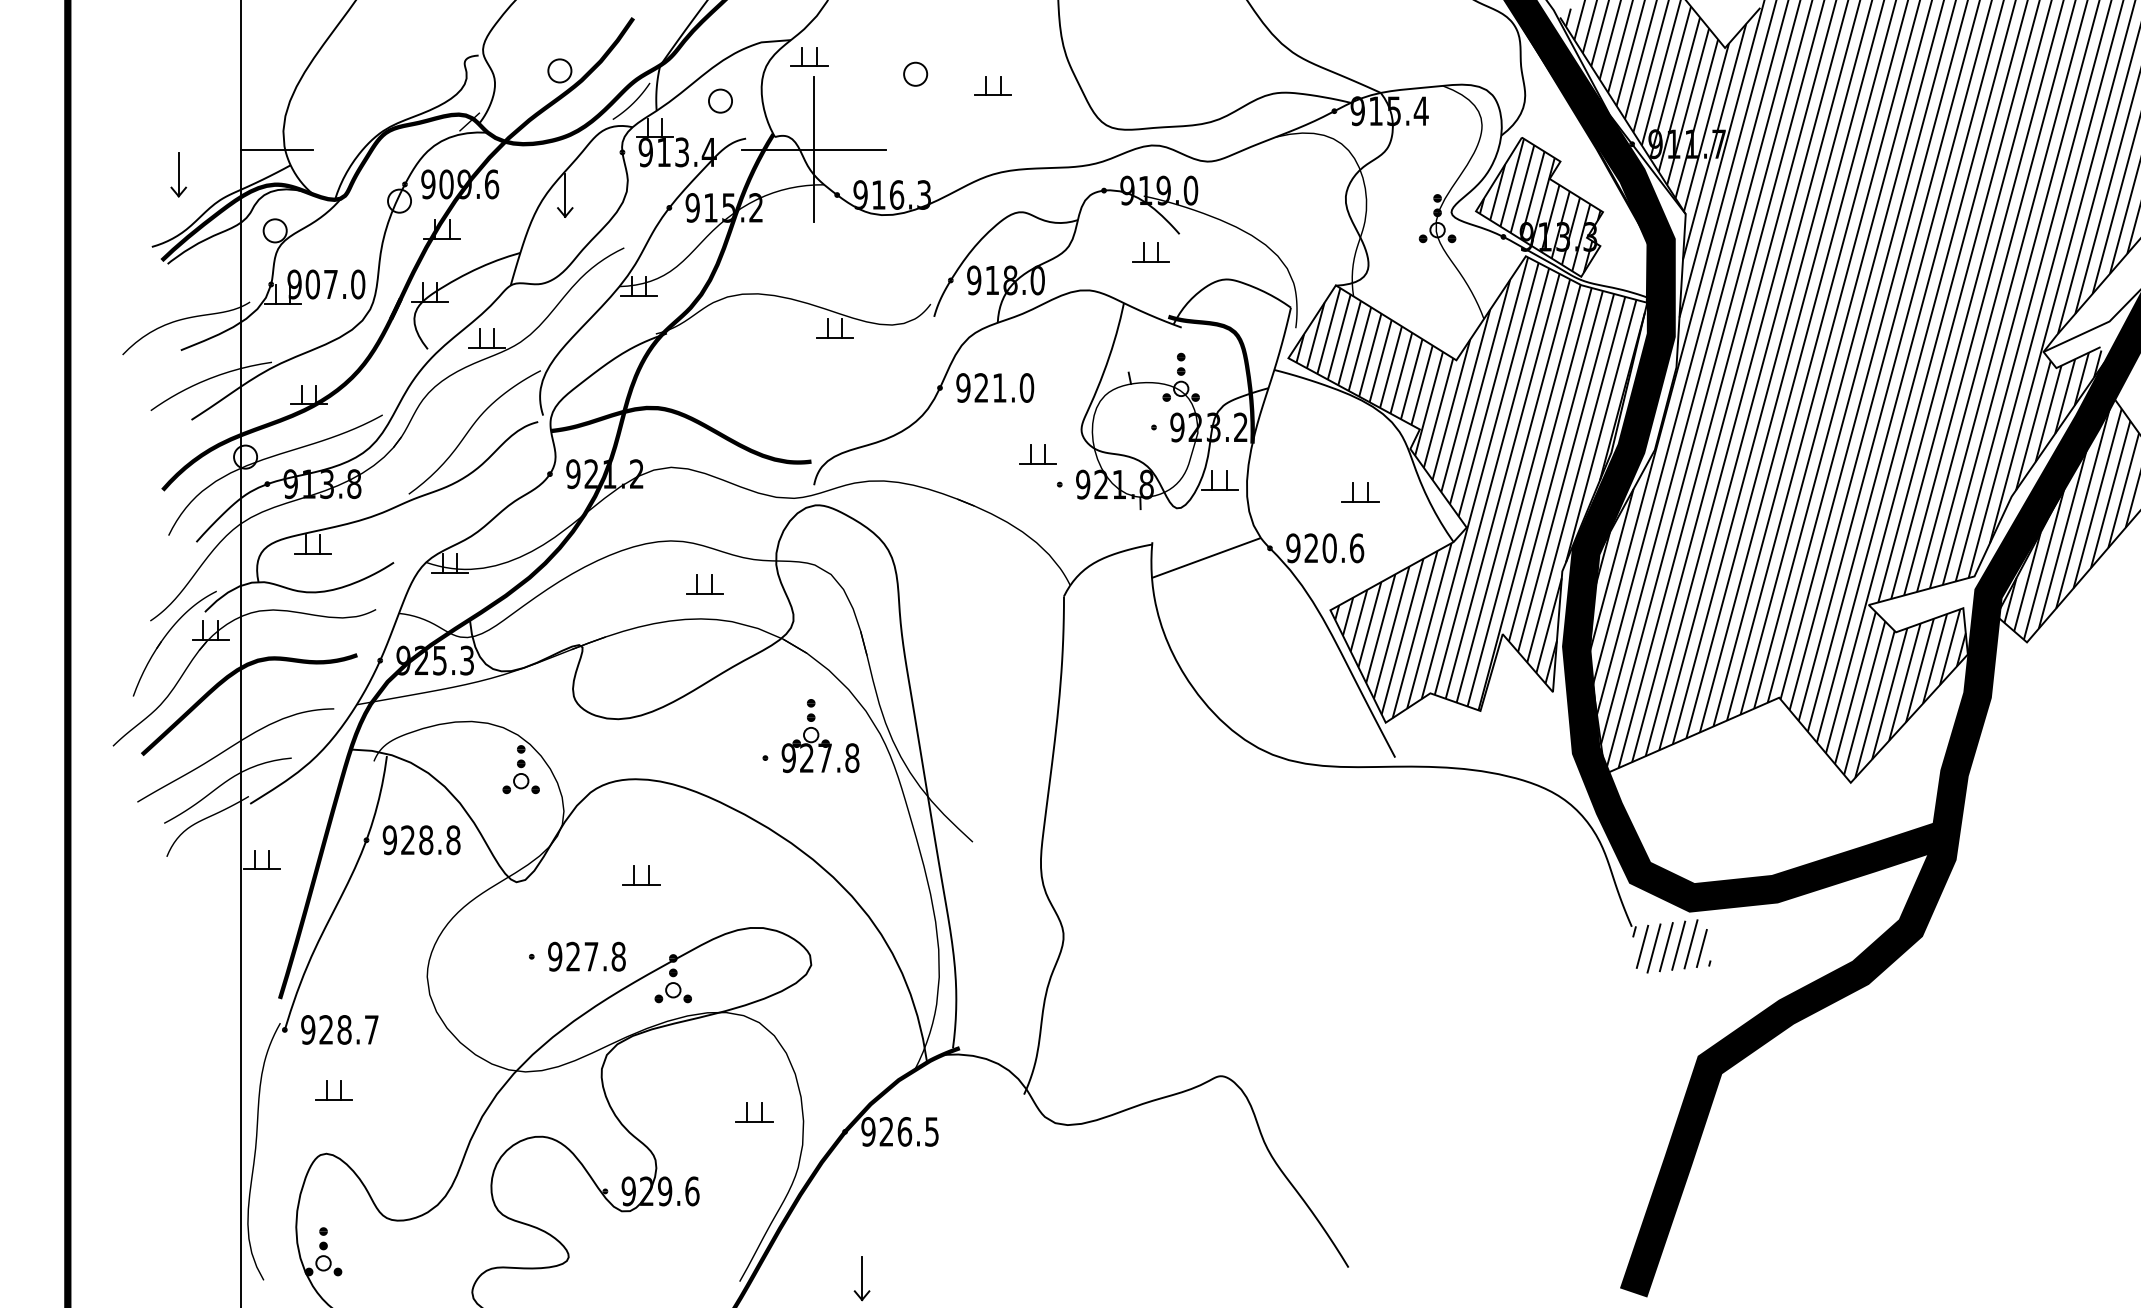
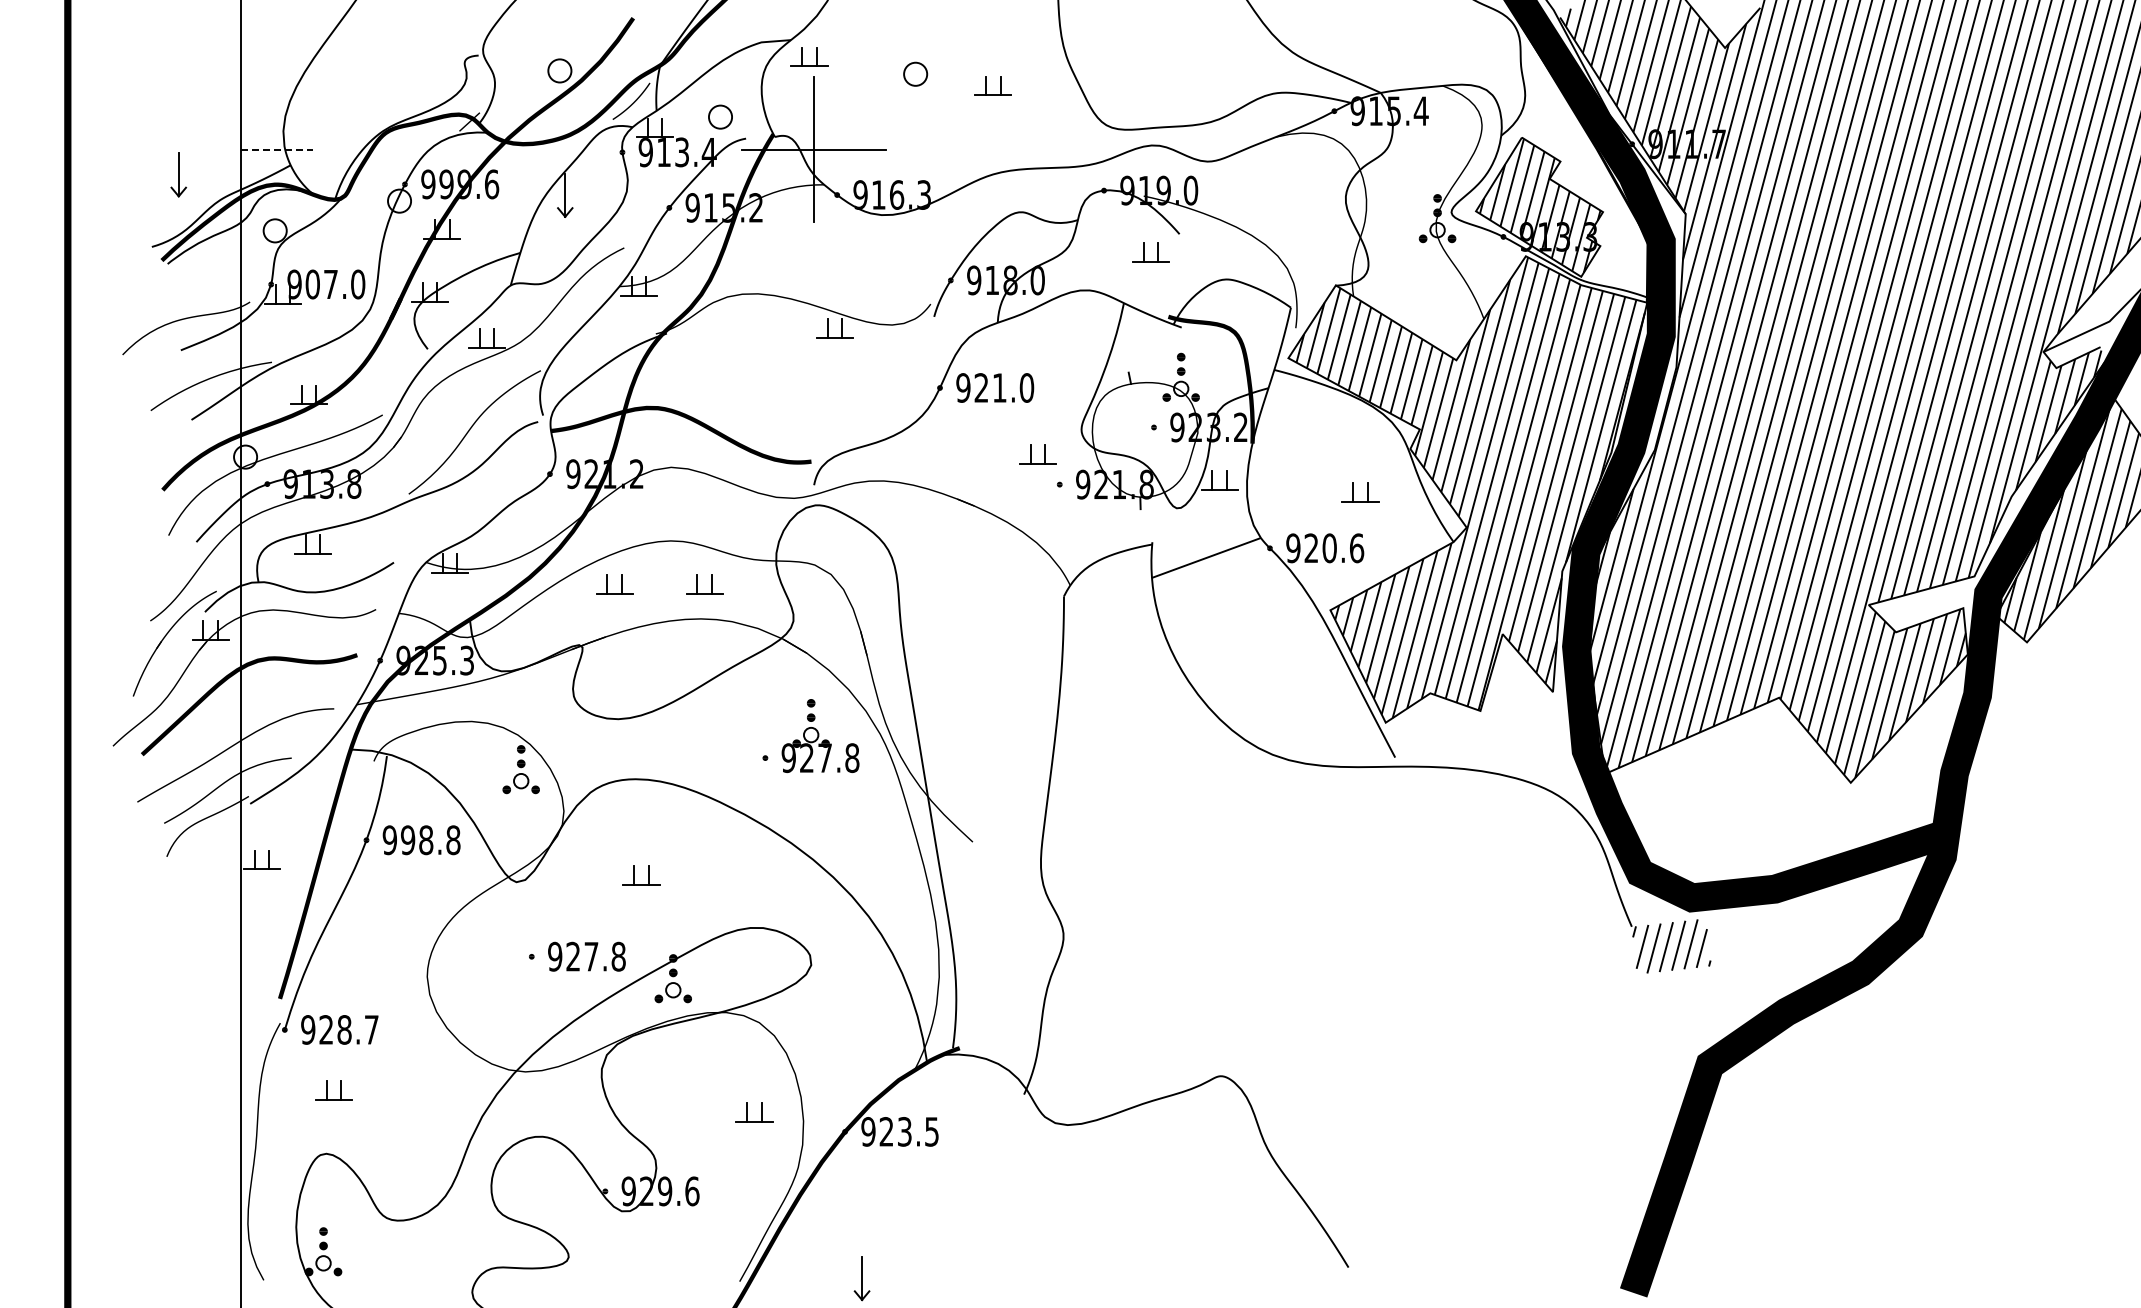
circle position: (720, 100) -> (720, 116) (720, 116)
line: solid -> dashed (277, 149)
text: 909.6 -> 999.6 (446, 184)
part: none -> present (607, 584)
text: 928.8 -> 998.8 (408, 840)
text: 926.5 -> 923.5 (904, 1131)
